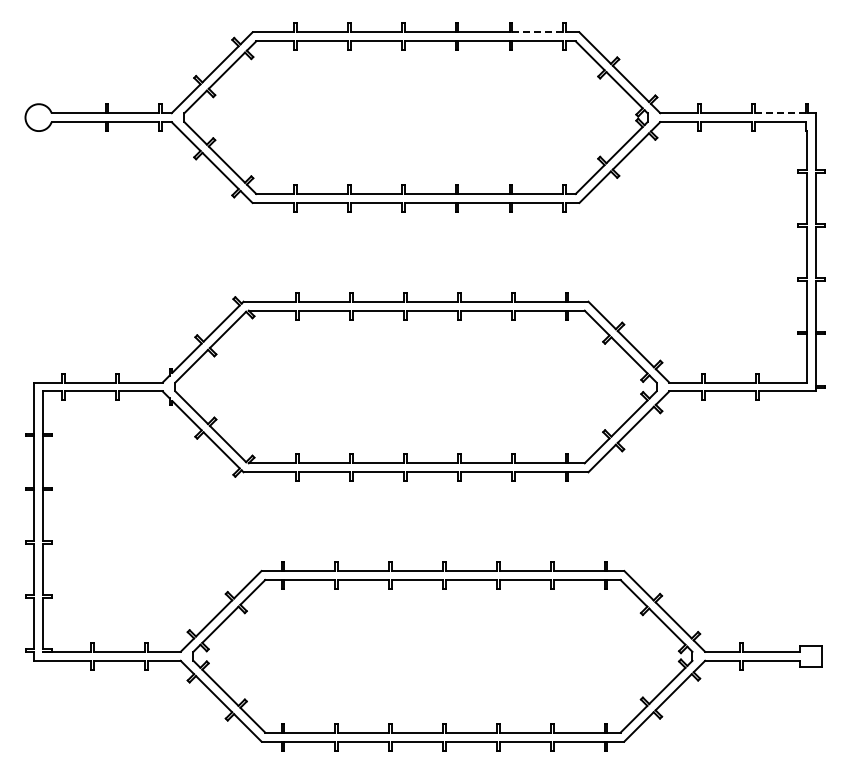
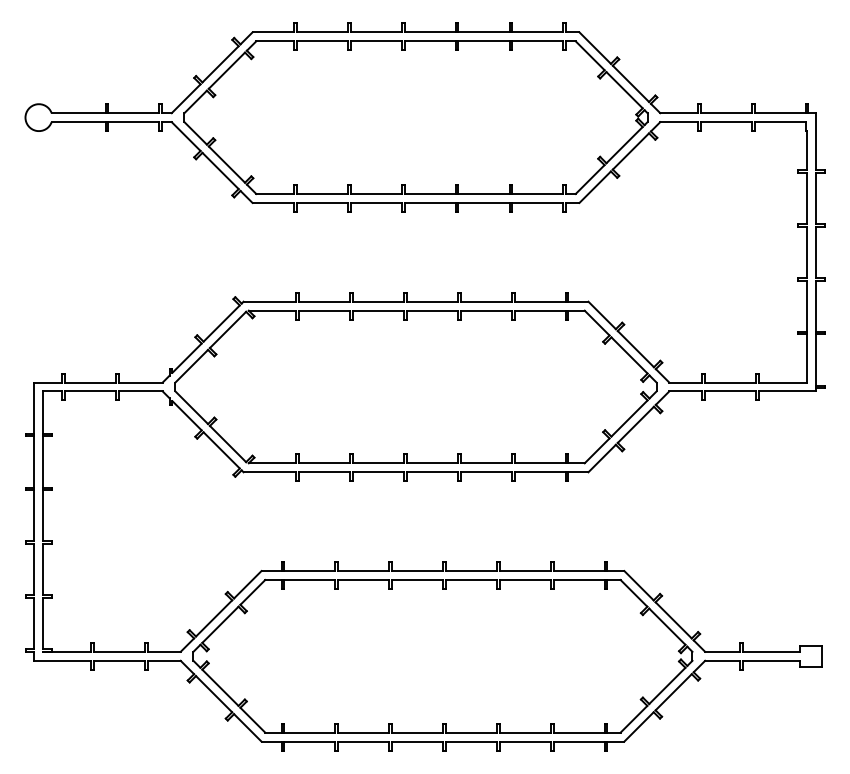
line: dashed -> solid (537, 32)
line: dashed -> solid (780, 113)
